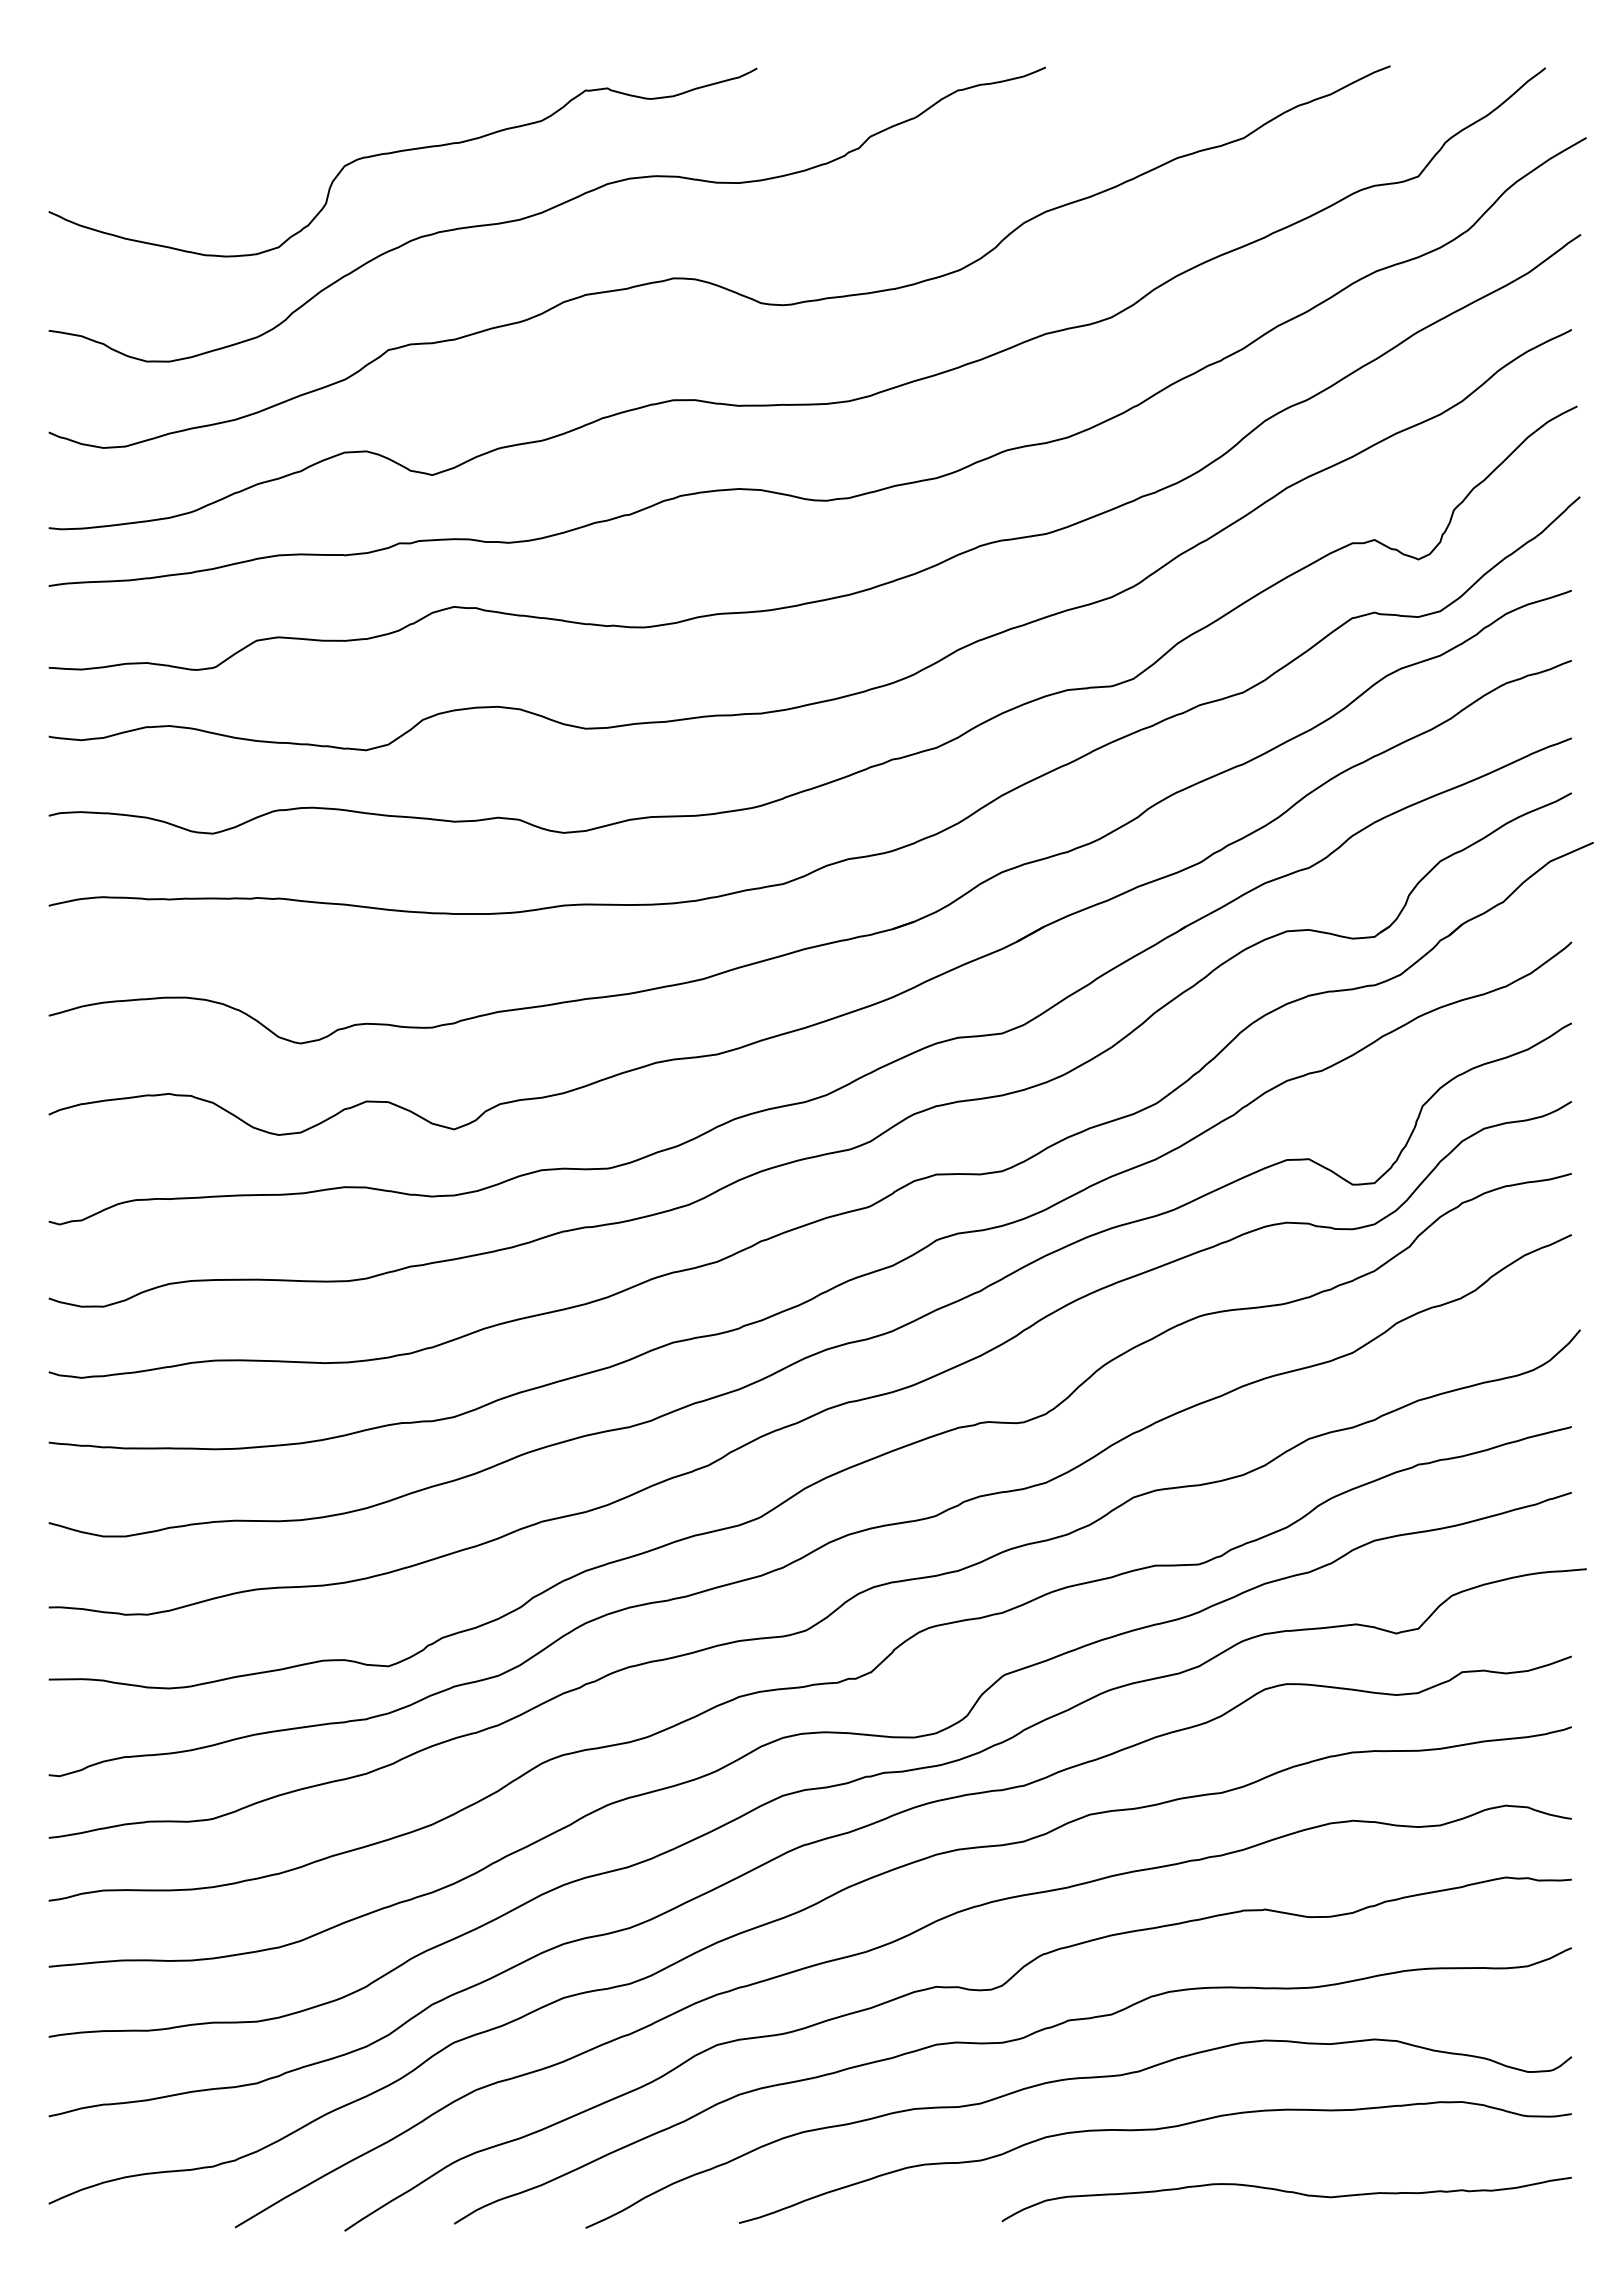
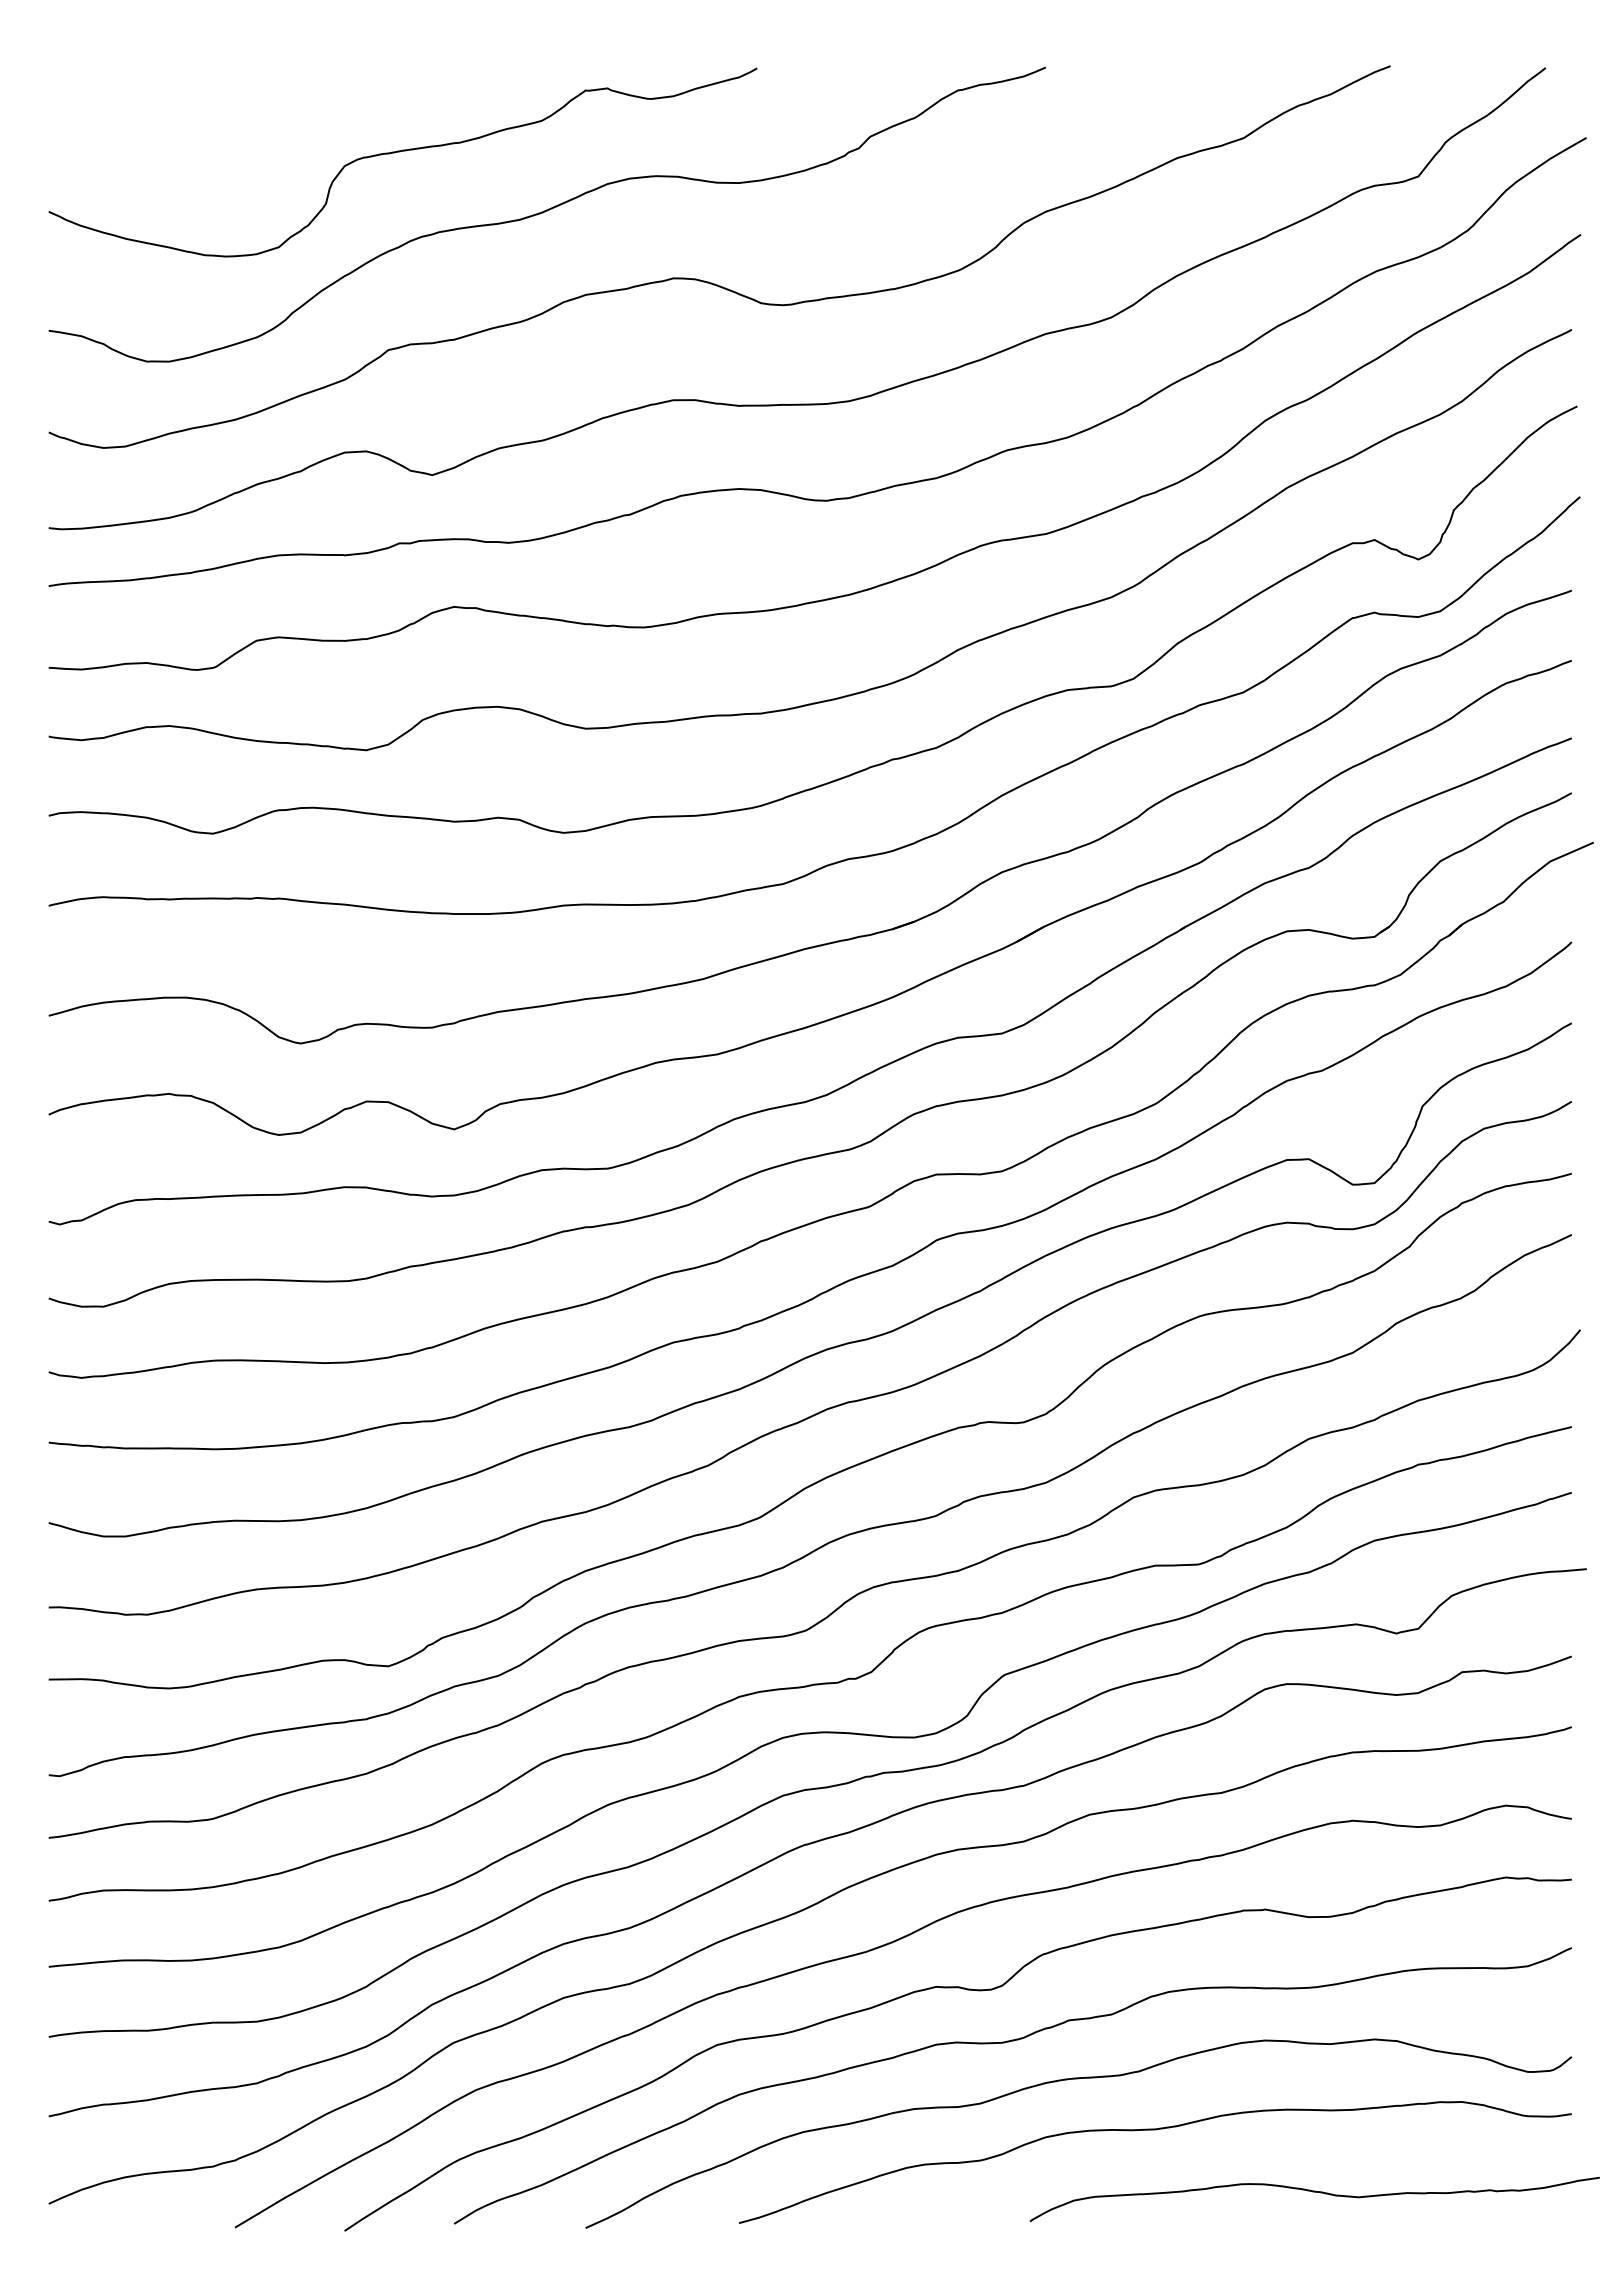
curve position: (1286, 2192) -> (1314, 2192) (1314, 2192)
